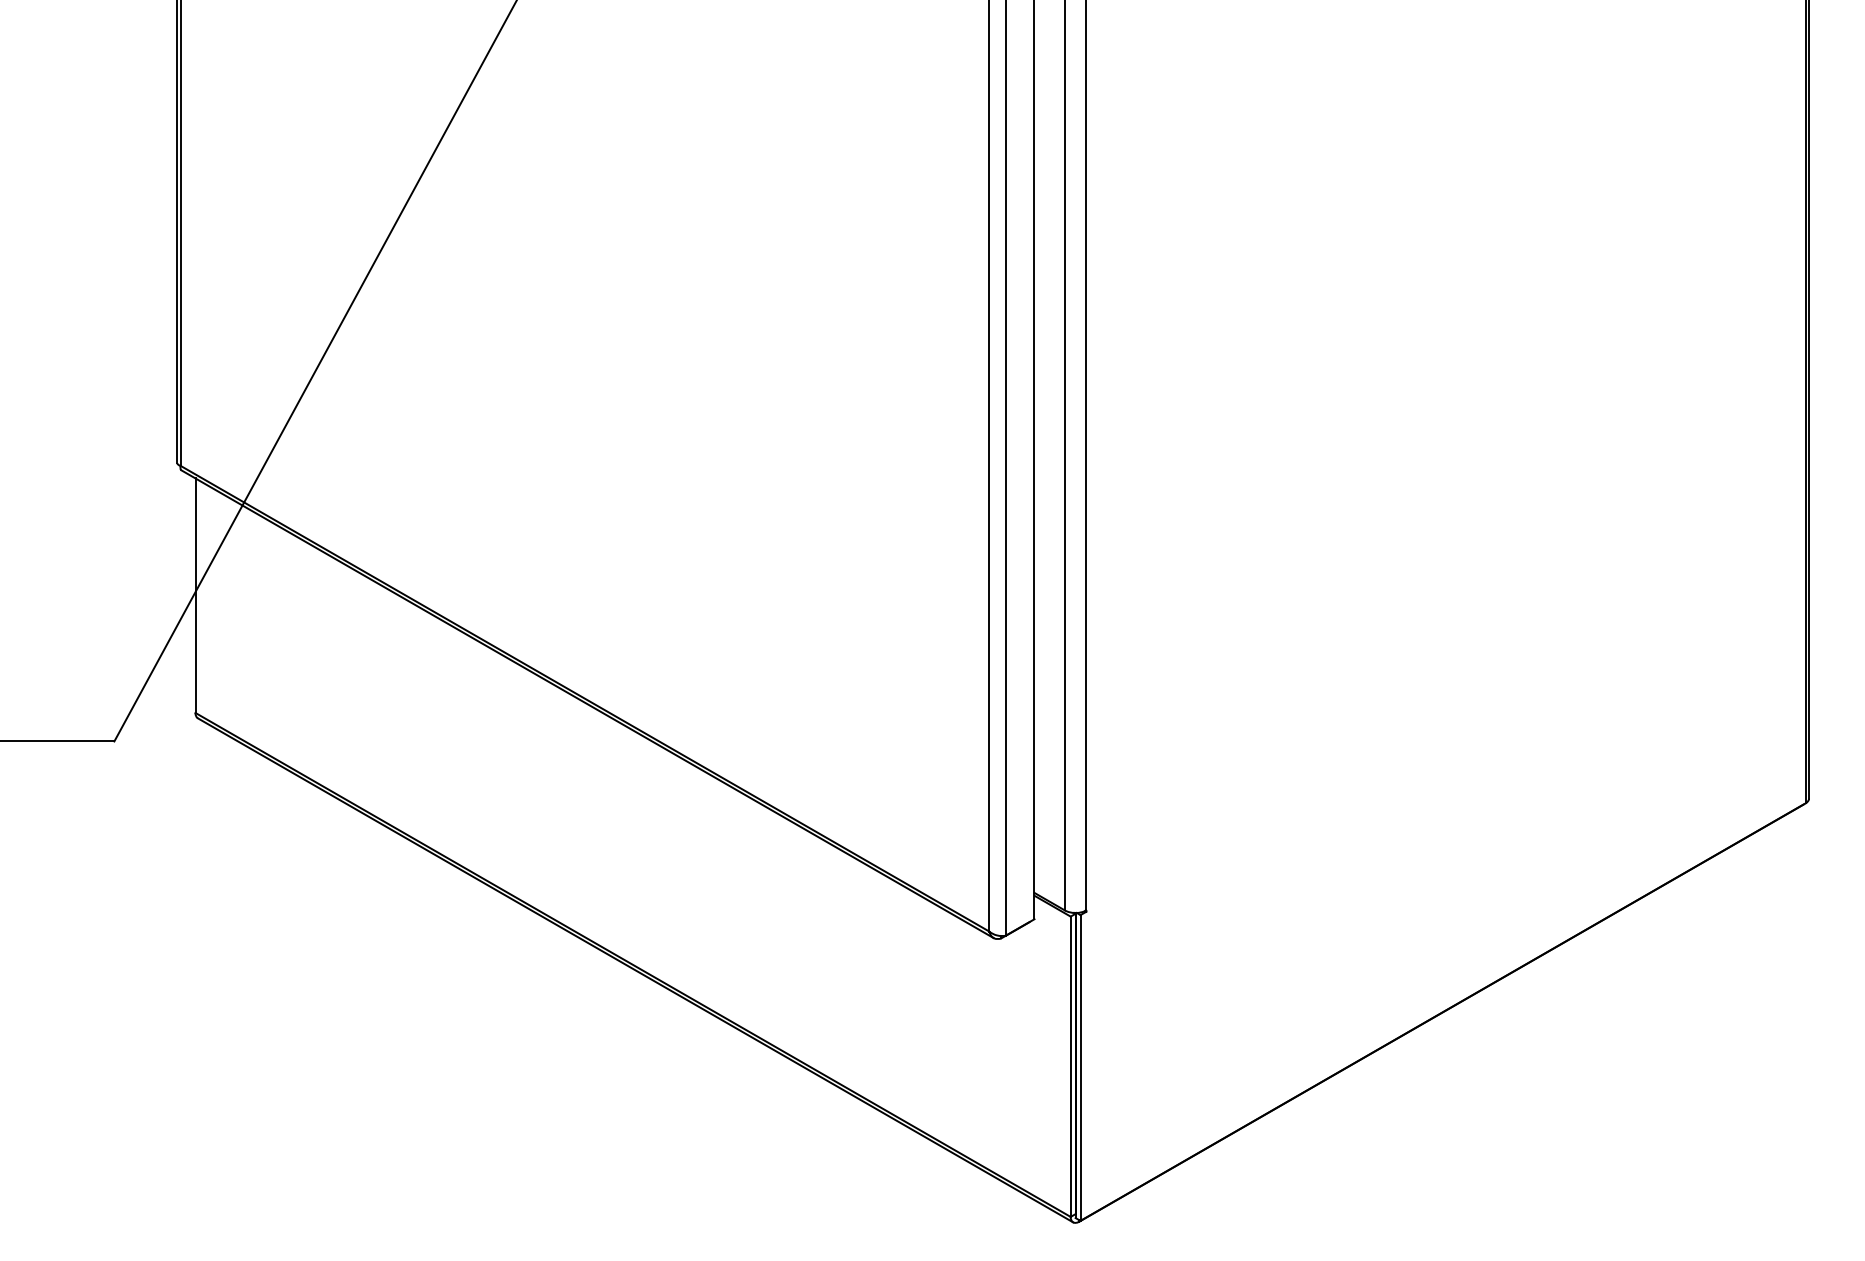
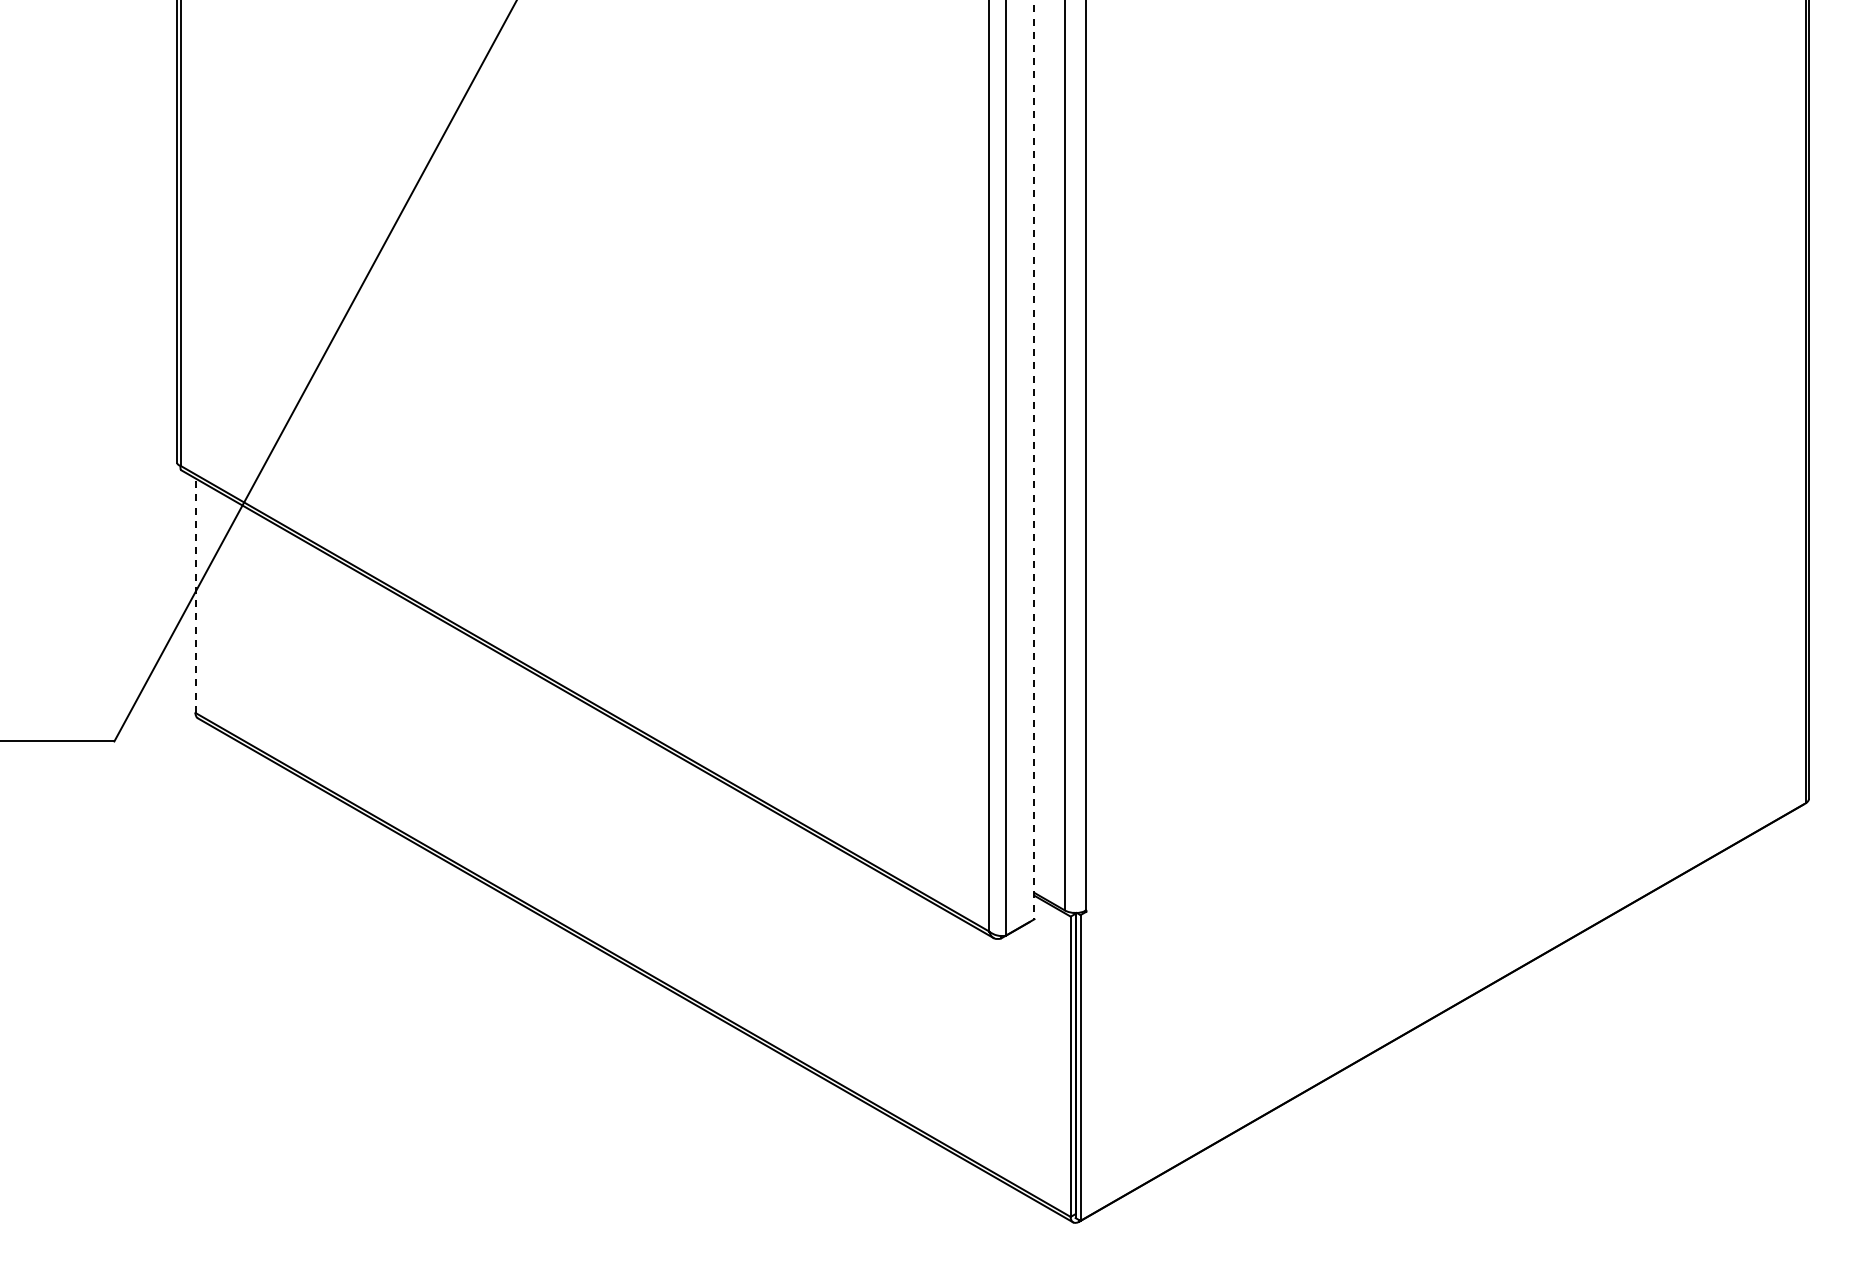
line: solid -> dashed (1034, 460)
line: solid -> dashed (195, 595)
